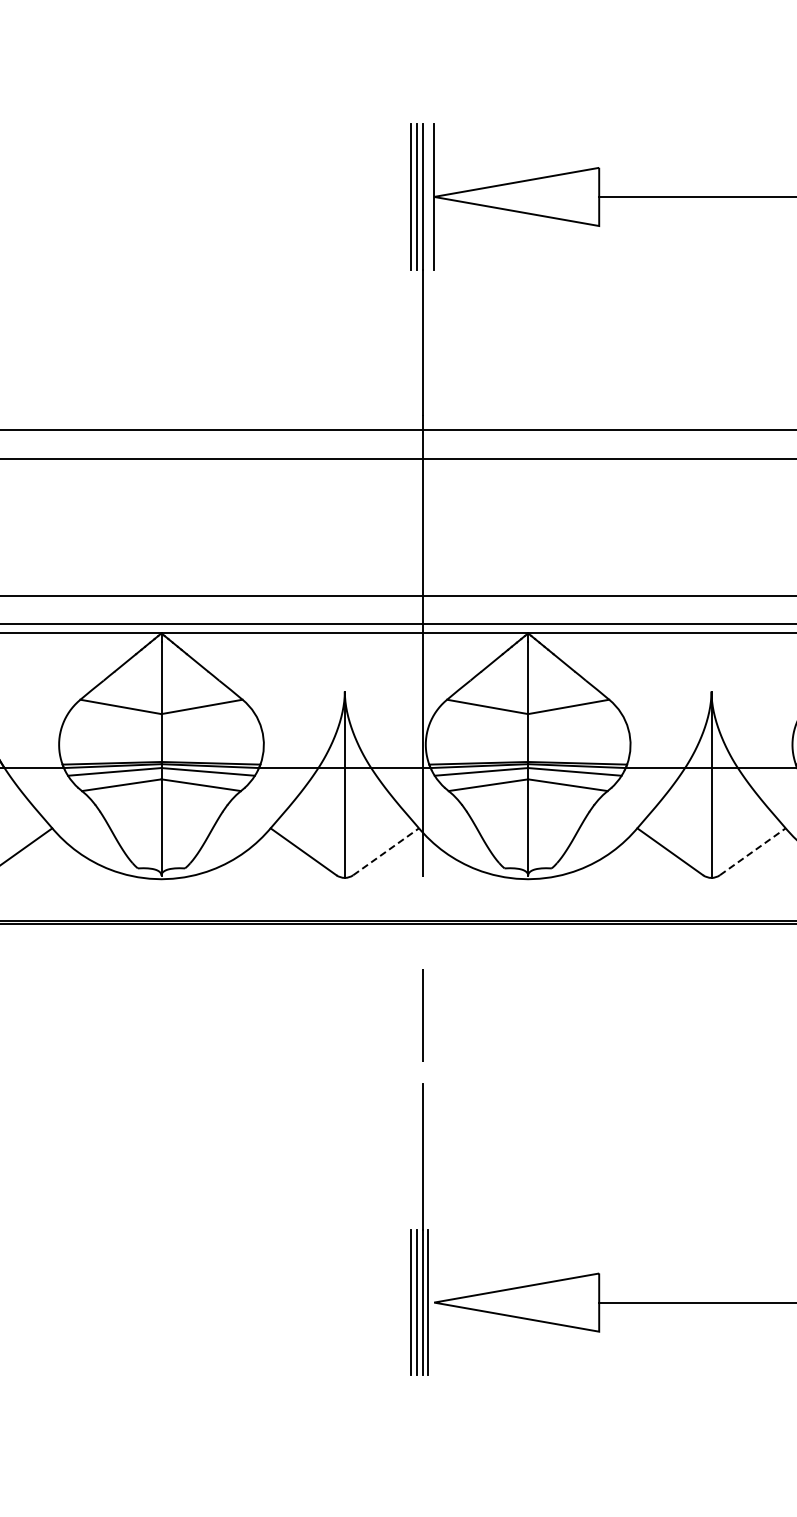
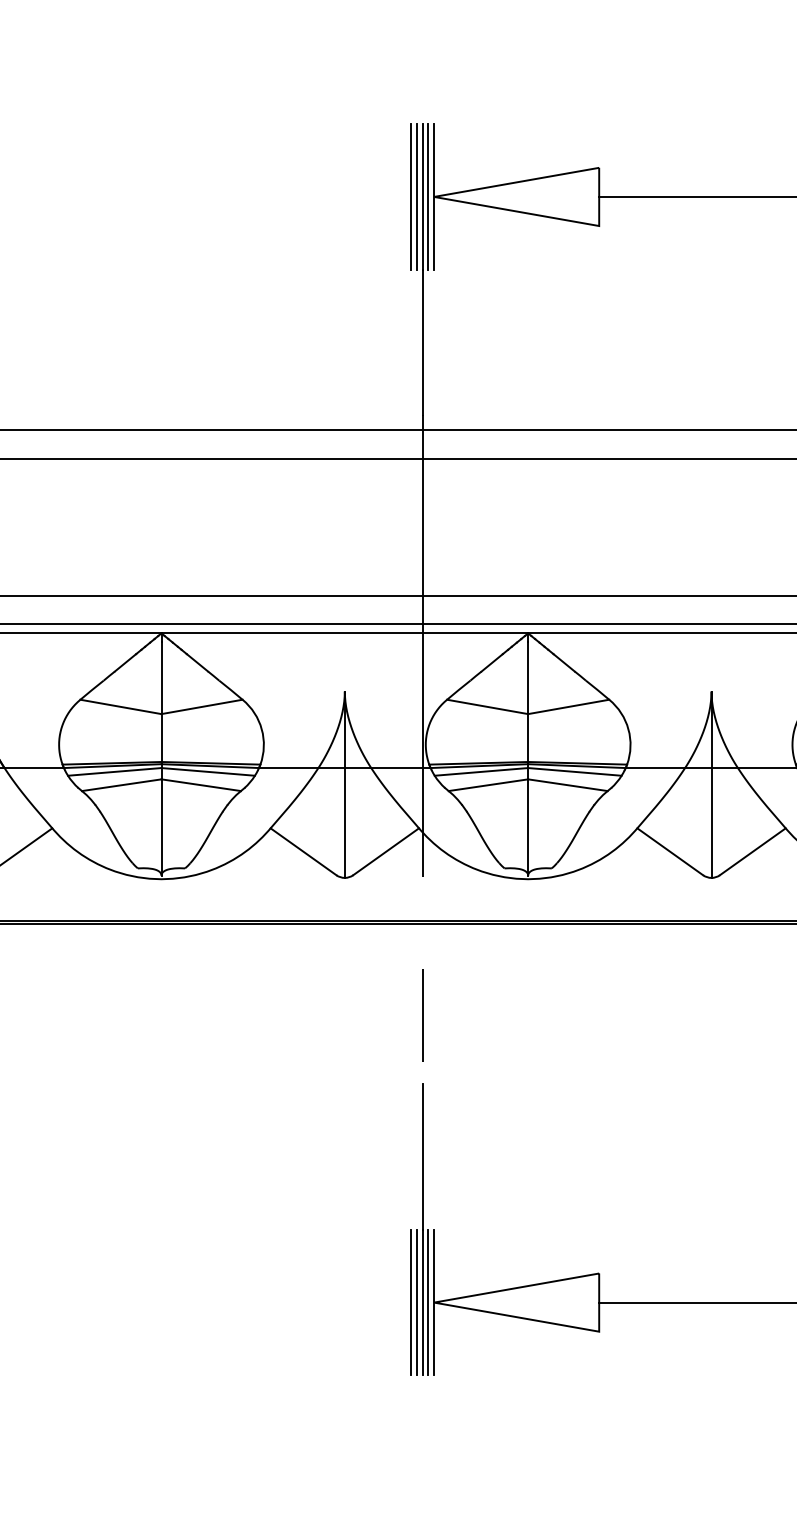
line: none -> present (428, 196)
line: dashed -> solid (386, 851)
line: dashed -> solid (753, 851)
line: none -> present (434, 1302)
